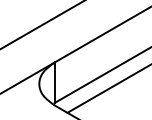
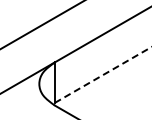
line: solid -> dashed (103, 74)
line: present -> none (107, 89)
